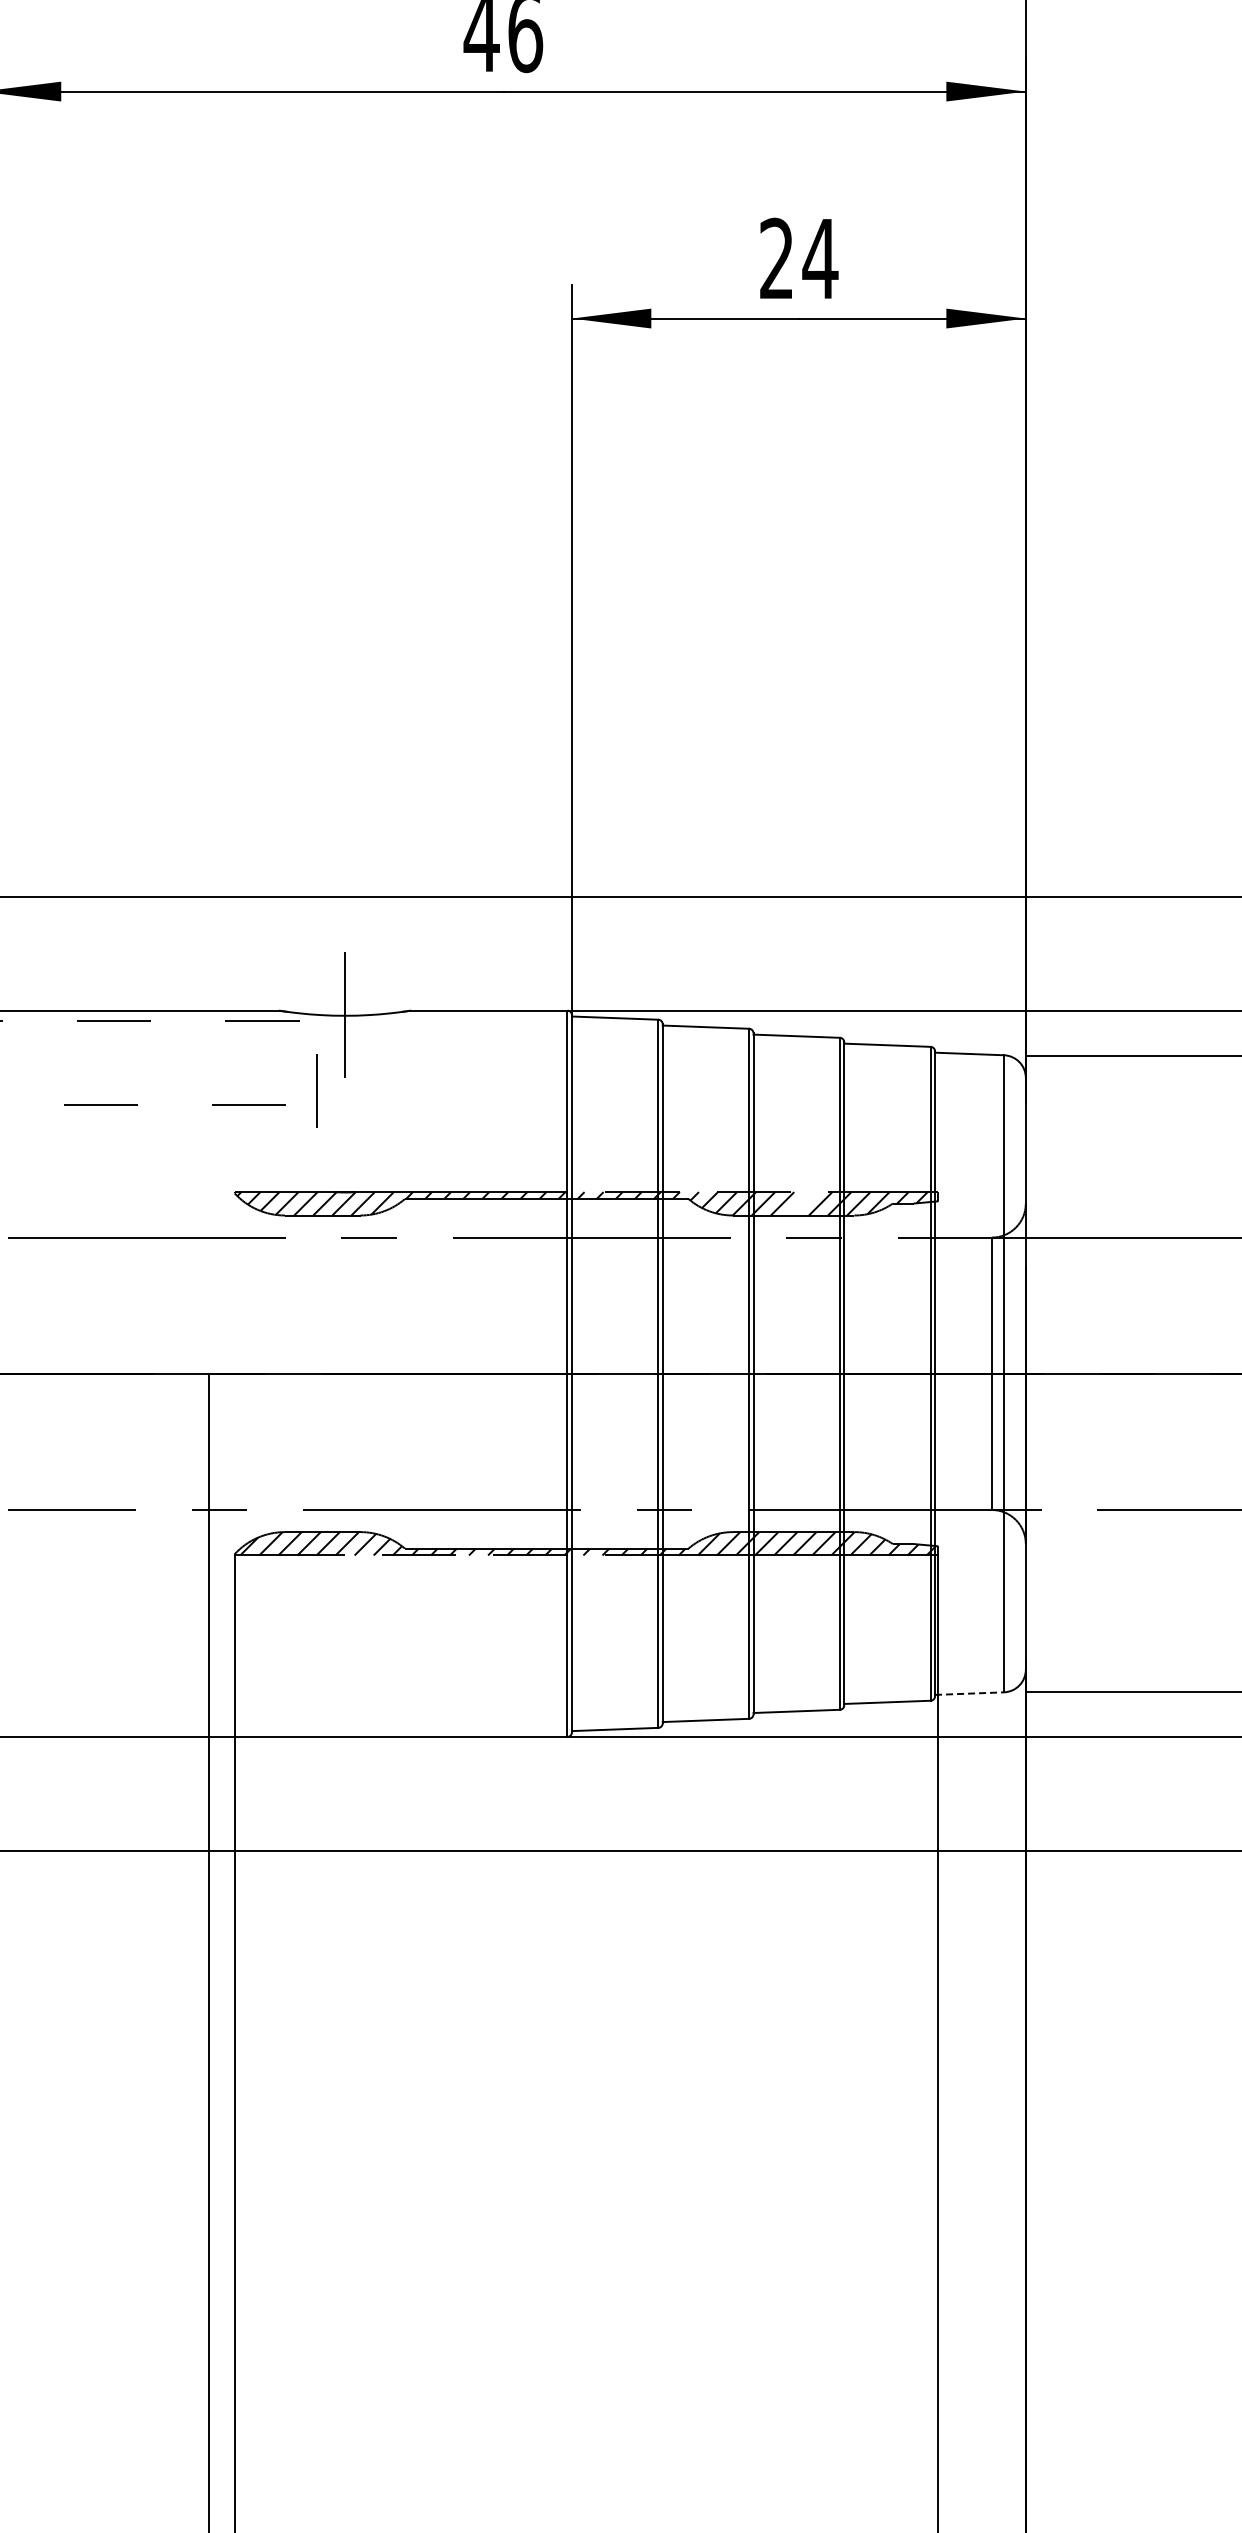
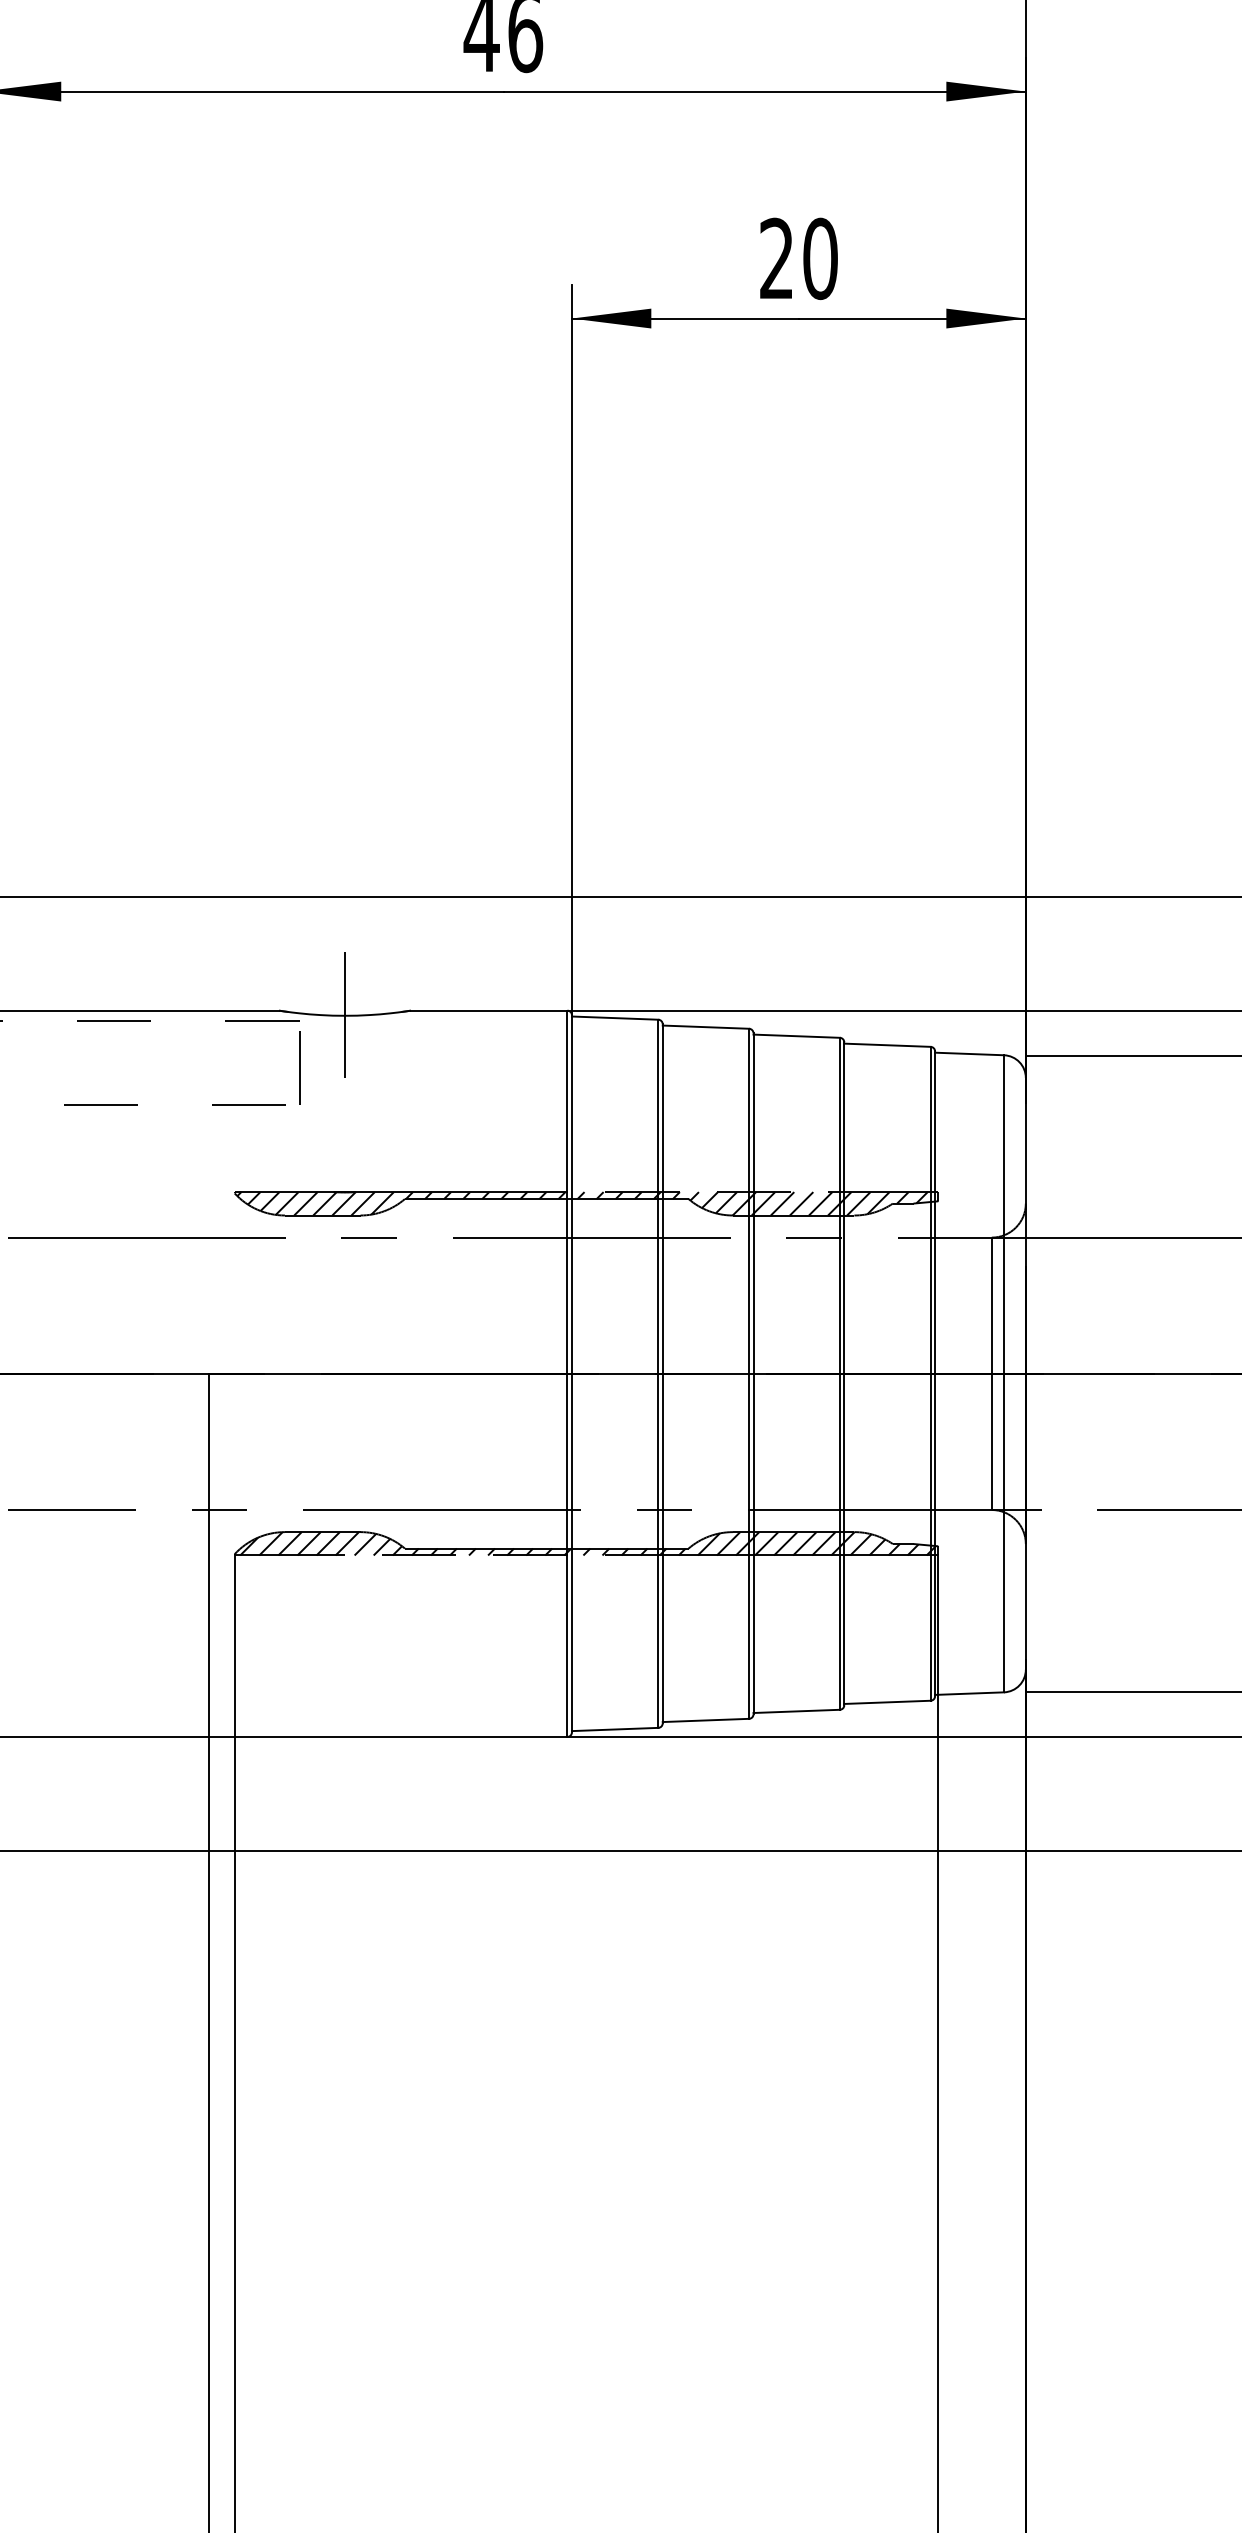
text: 24 -> 20 (820, 258)
line position: (316, 1090) -> (299, 1067) (299, 1067)
line: none -> present (801, 1203)
line: dashed -> solid (970, 1693)
